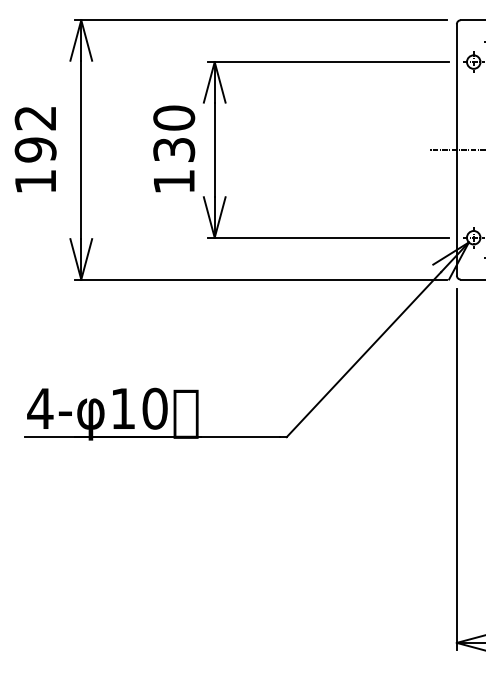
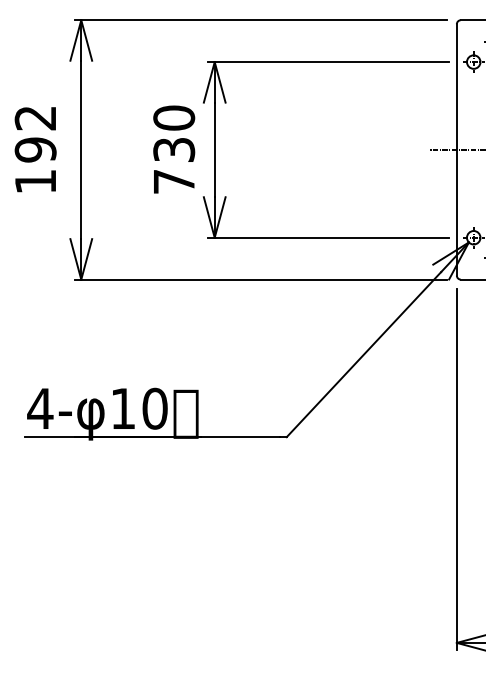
text: 130 -> 730 (174, 181)
